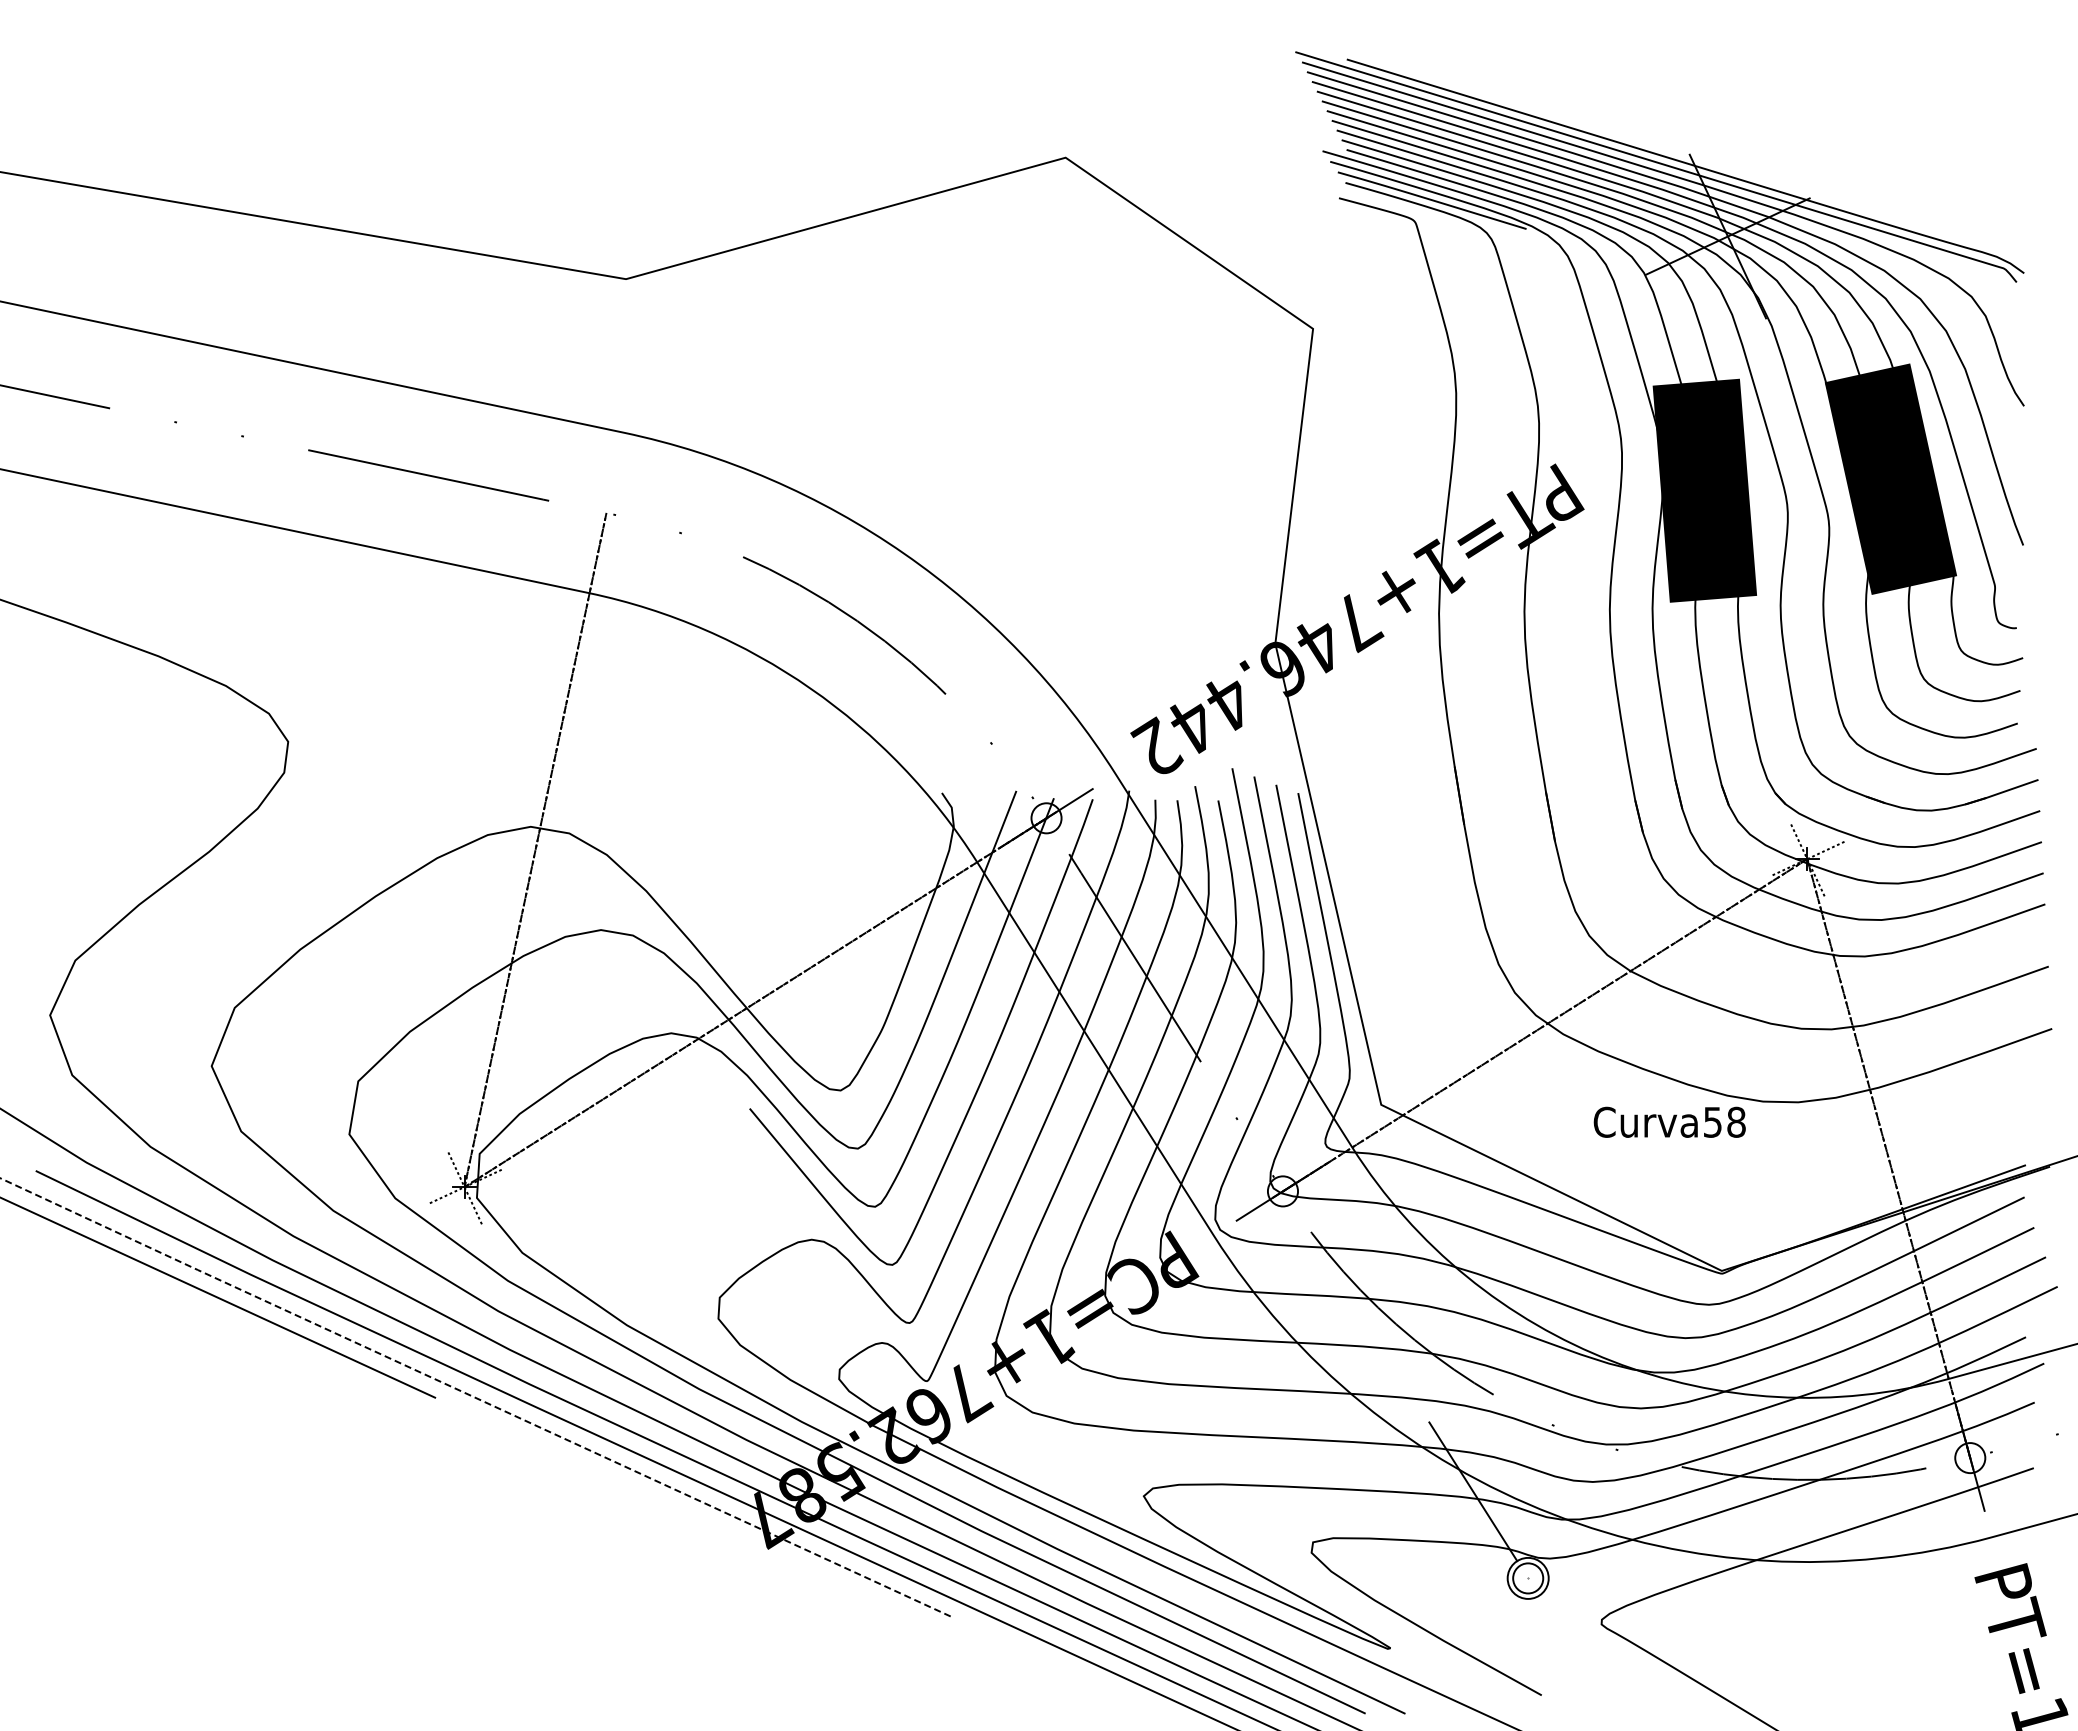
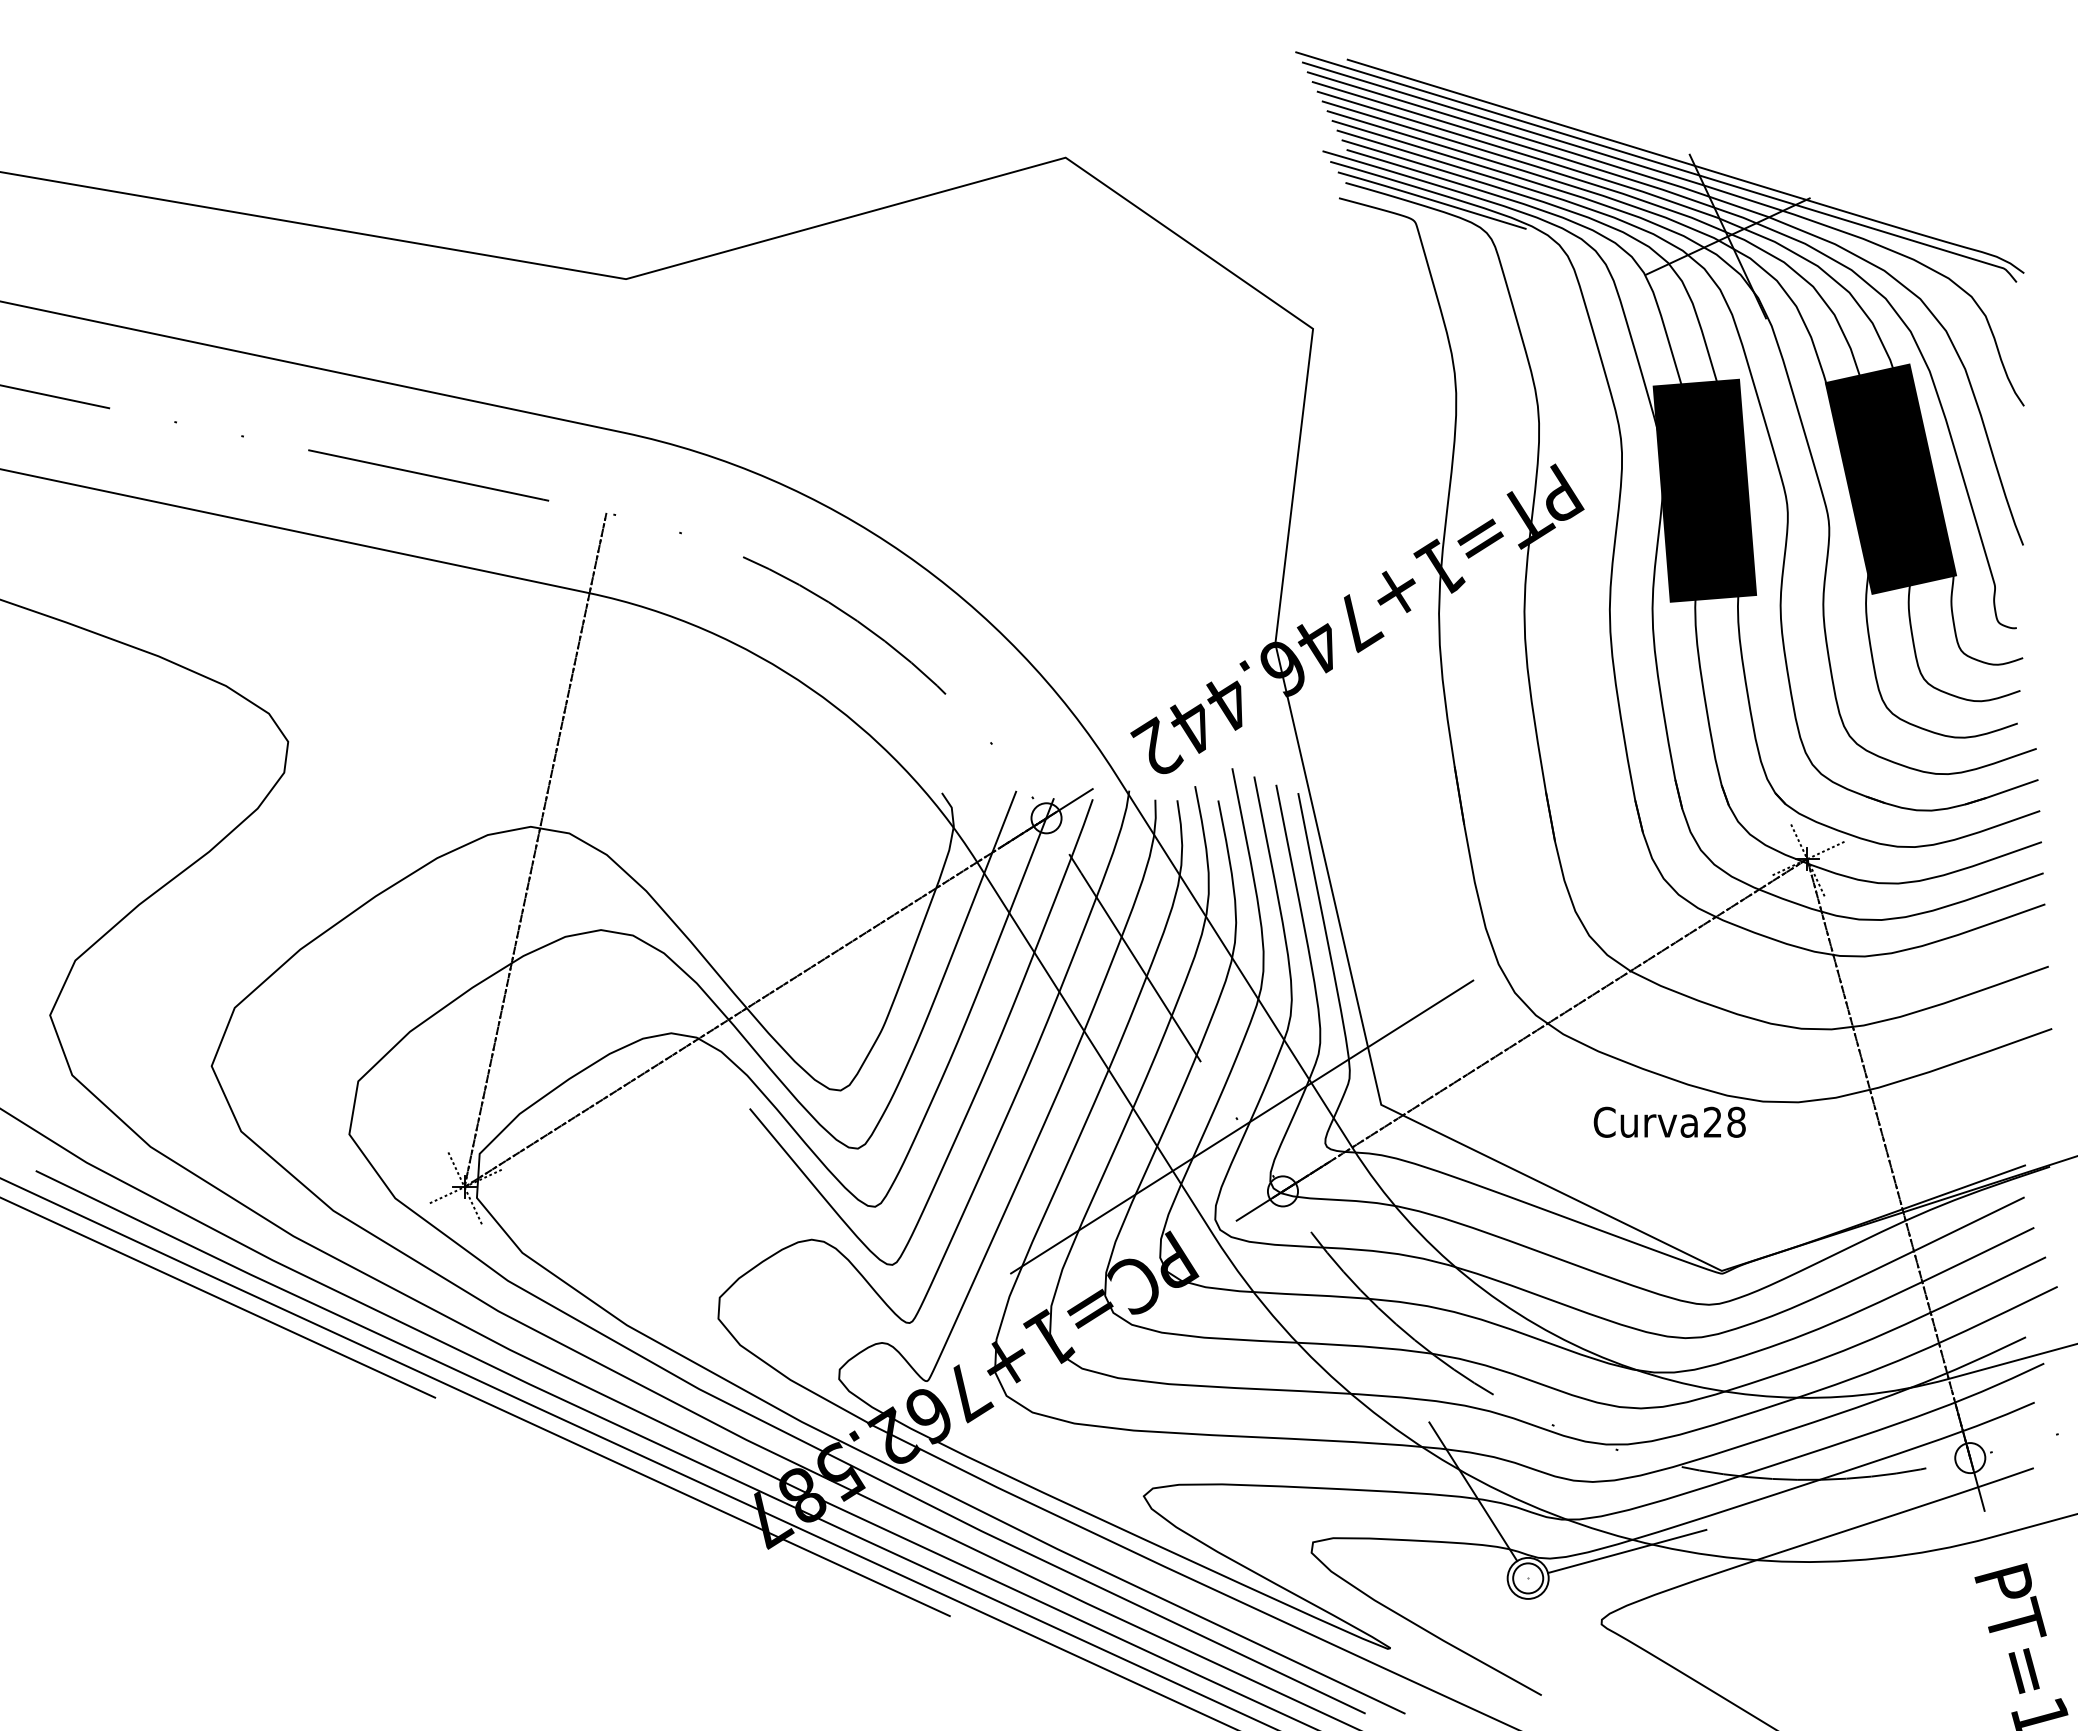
text: Curva58 -> Curva28 (1712, 1121)
line: none -> present (1242, 1126)
line: dashed -> solid (474, 1397)
line: none -> present (1627, 1551)
